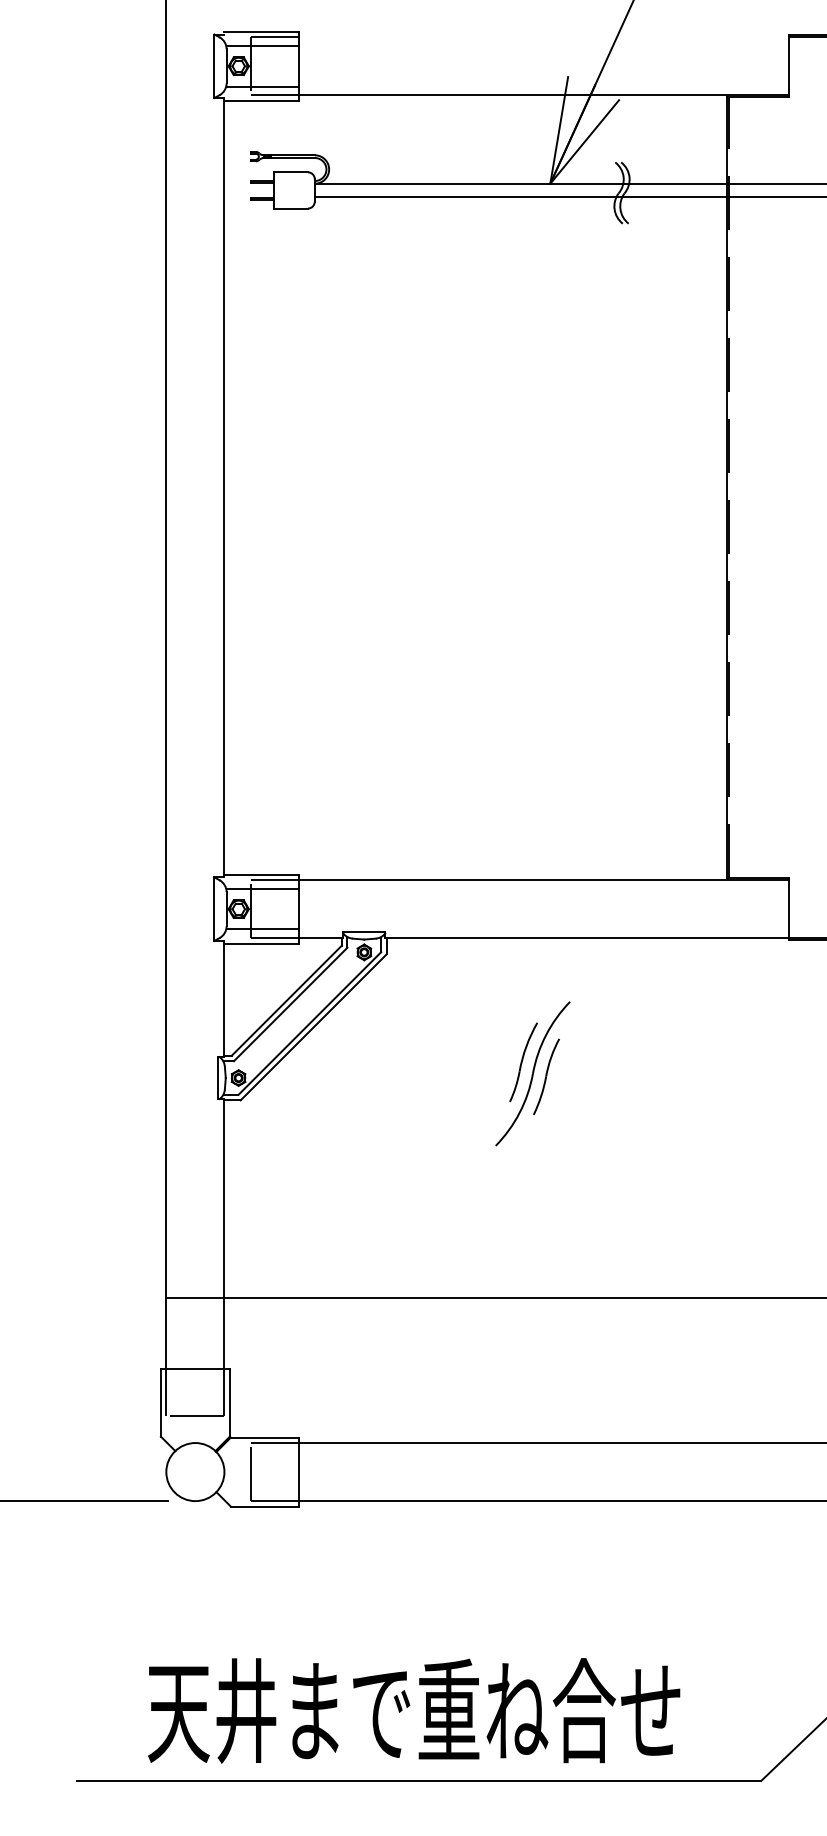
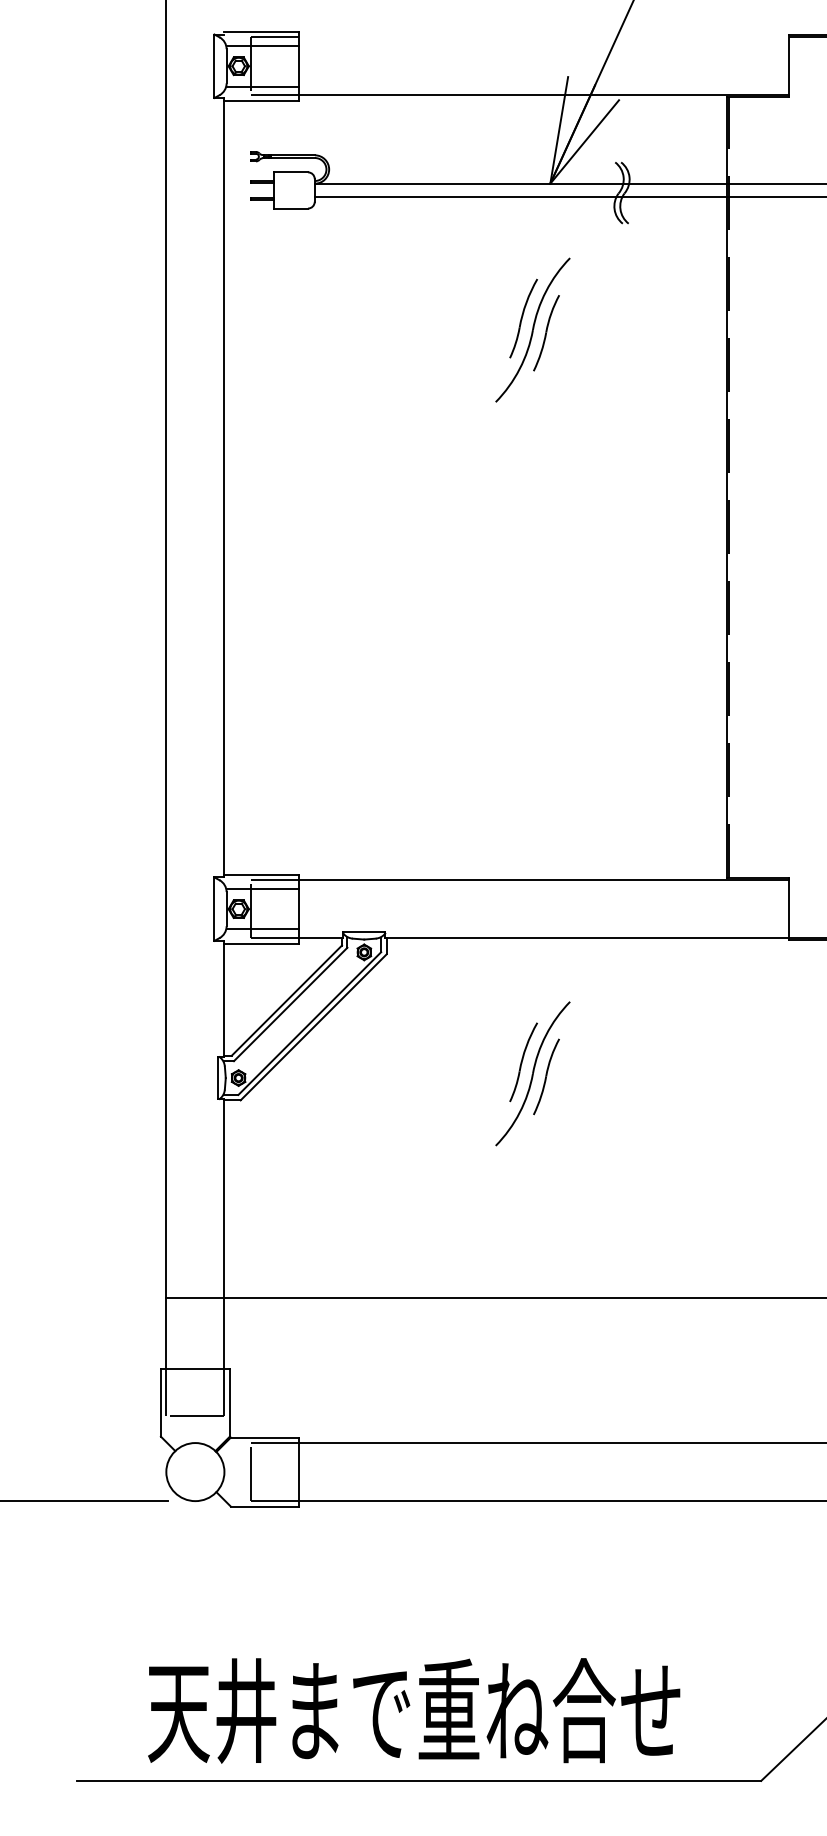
part: none -> present (532, 329)
